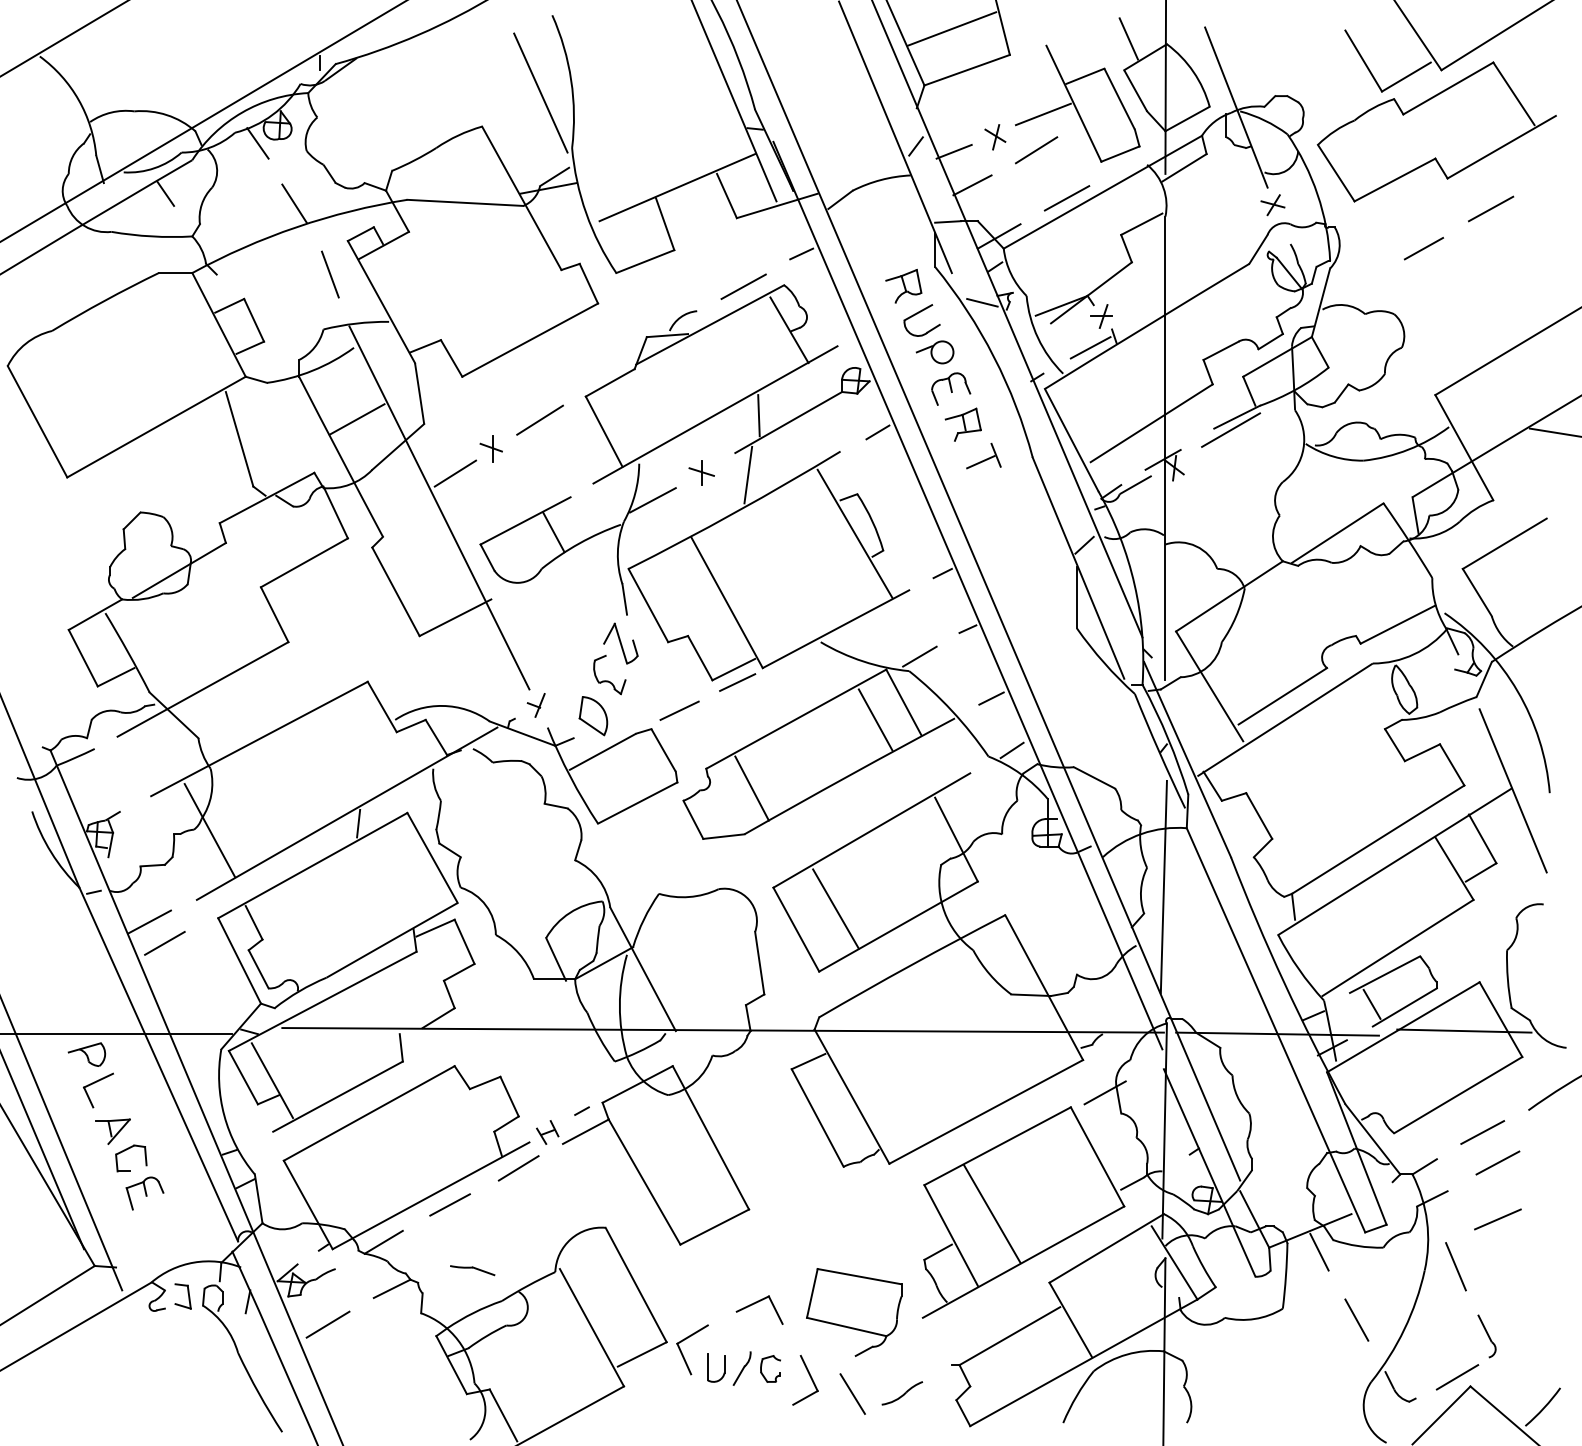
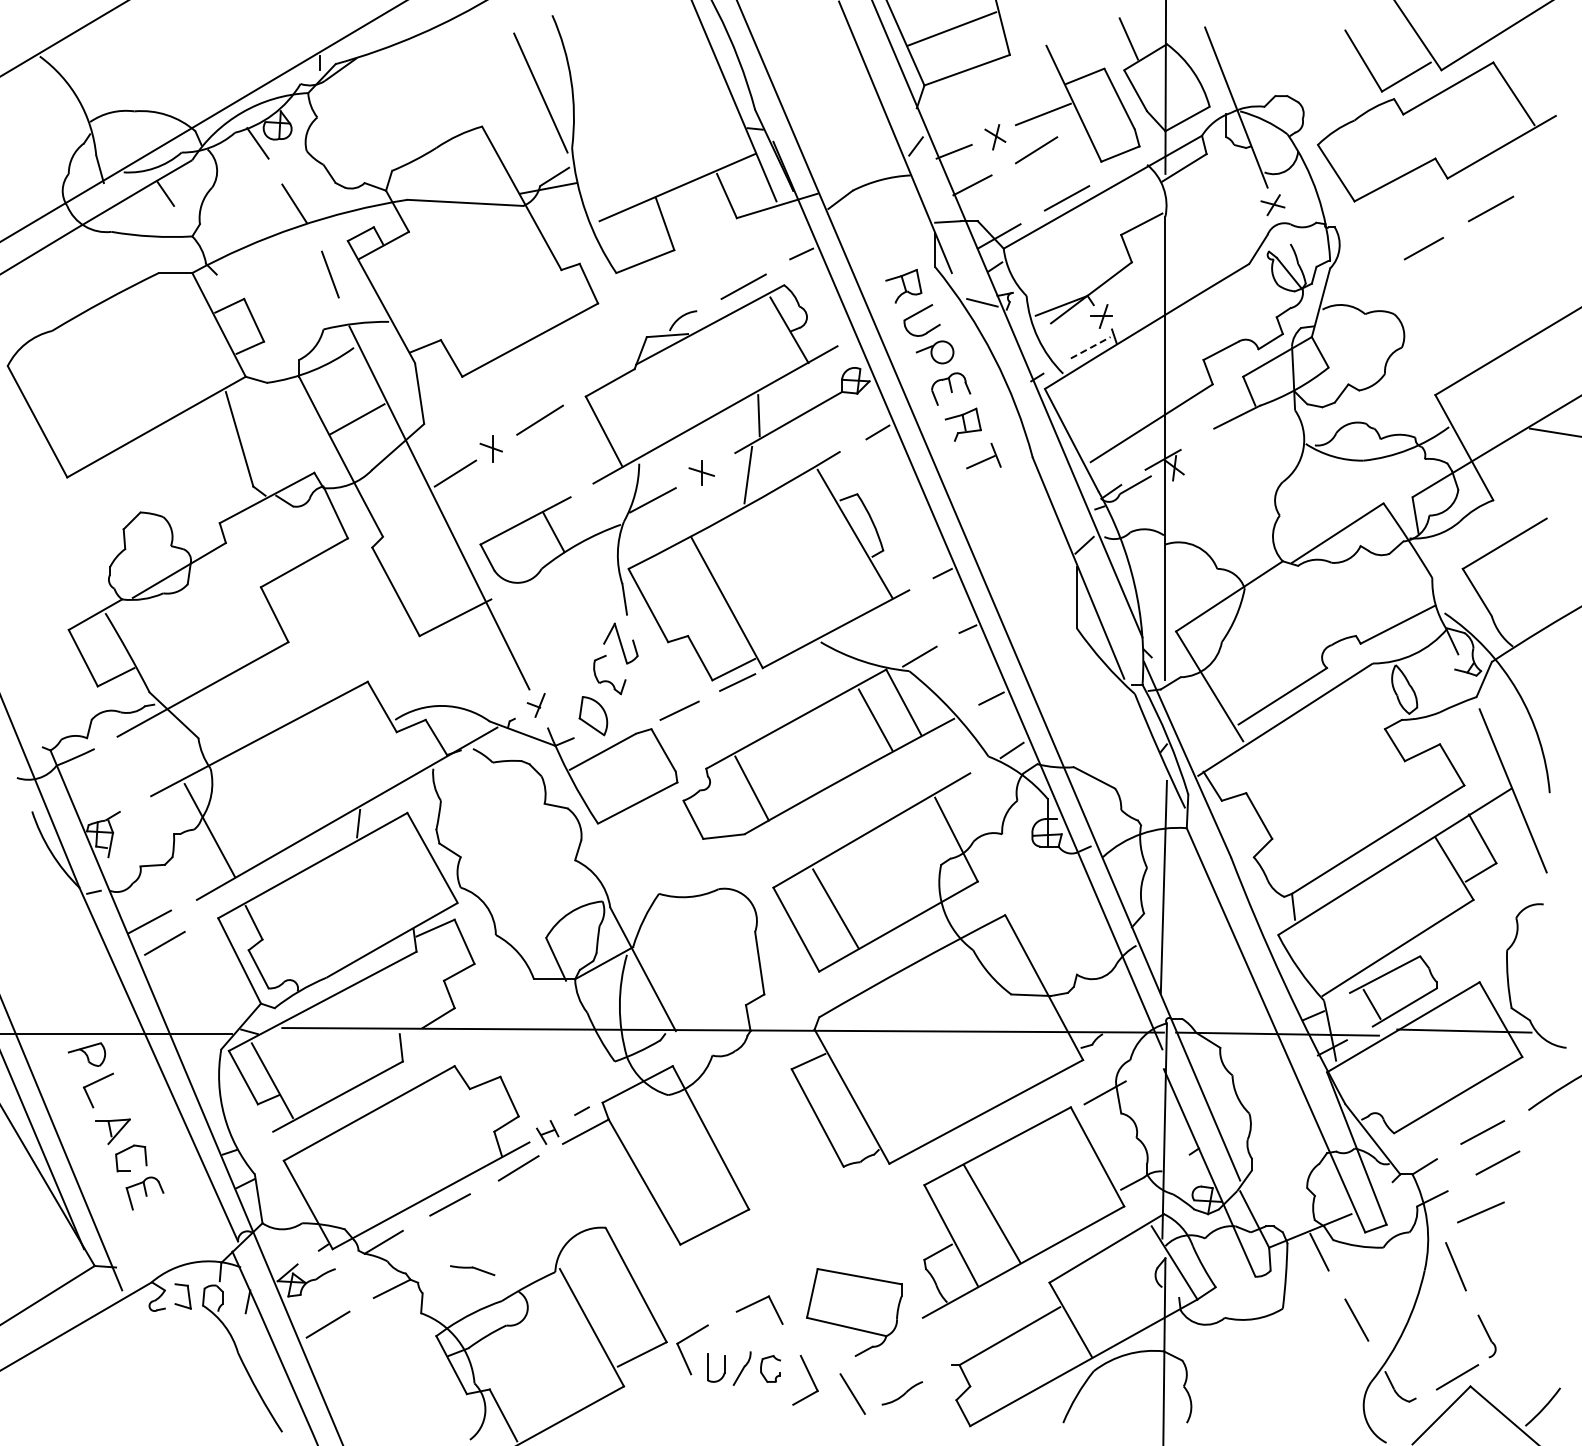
line: solid -> dashed (1090, 347)
line: present -> none (1231, 429)
line position: (1497, 1219) -> (1480, 1212) (1480, 1212)
